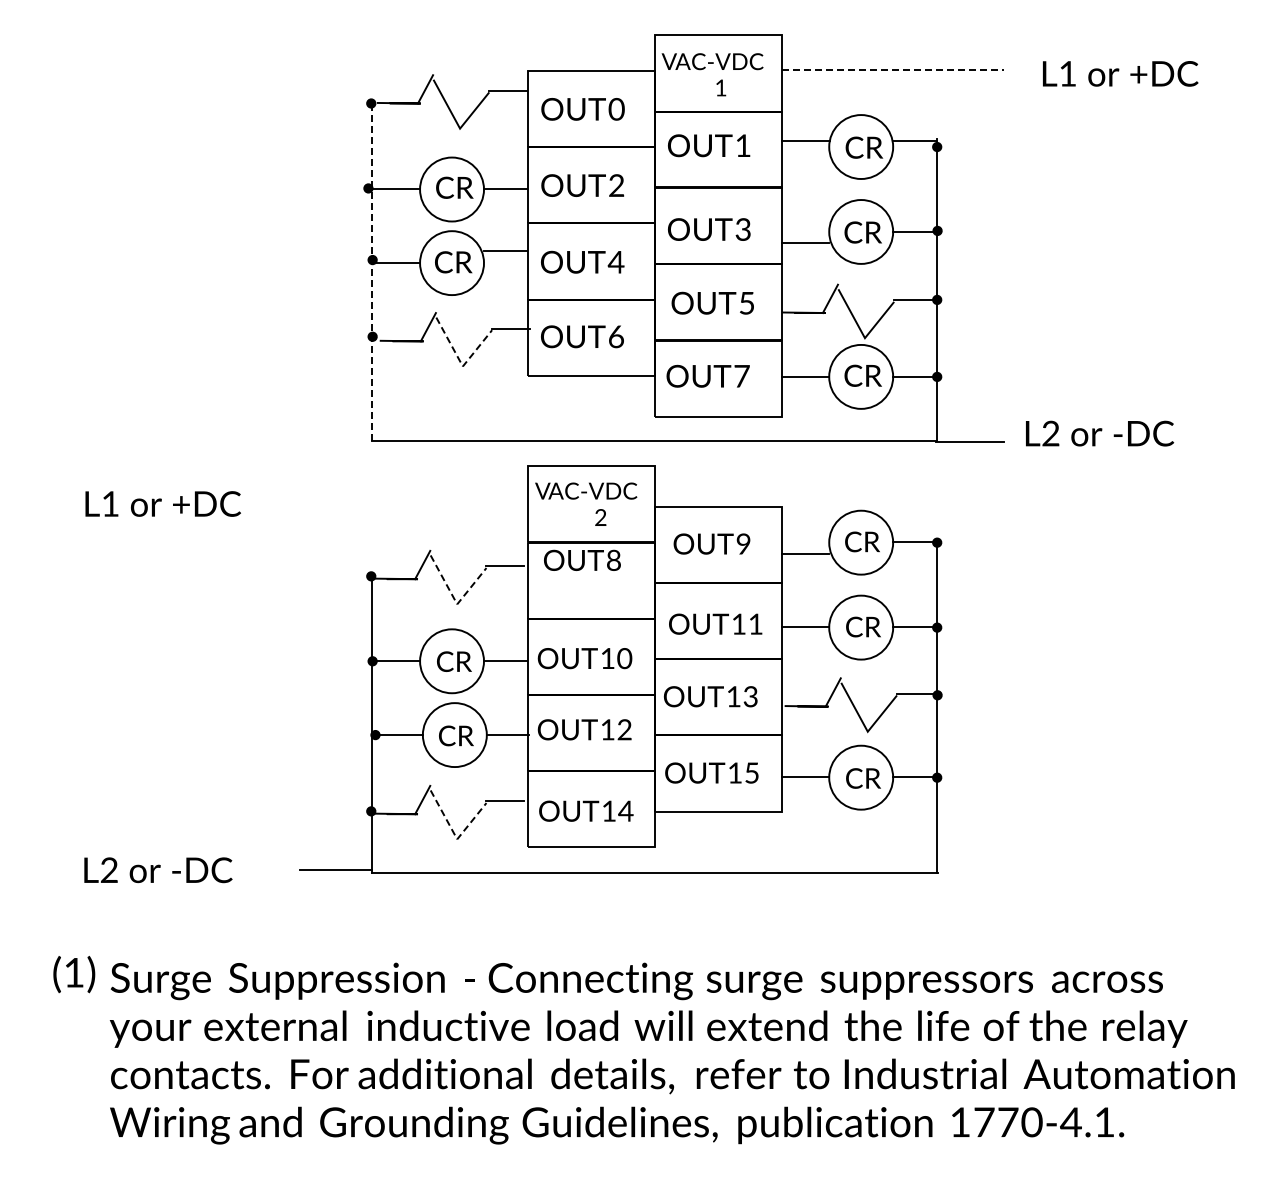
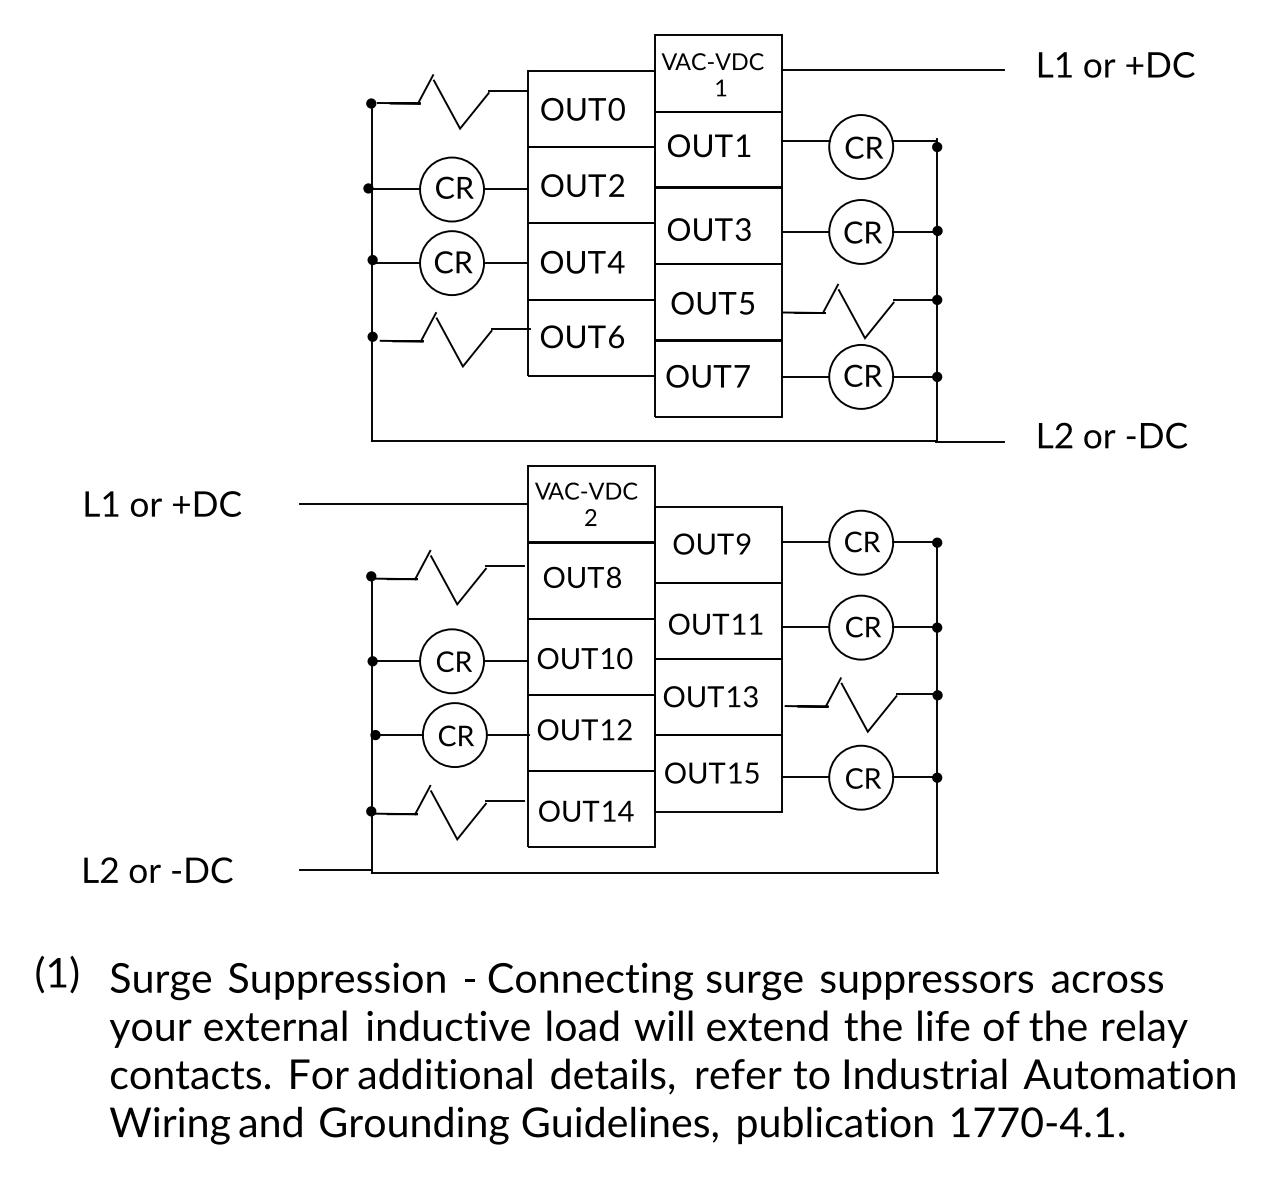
line: dashed -> solid (893, 70)
text position: (1120, 73) -> (1116, 64) (1116, 64)
line position: (805, 242) -> (805, 231) (805, 231)
line position: (505, 250) -> (505, 262) (505, 262)
line: dashed -> solid (372, 271)
line: dashed -> solid (461, 362)
text position: (1100, 433) -> (1113, 435) (1113, 435)
line: none -> present (412, 504)
text position: (600, 517) -> (590, 517) (590, 517)
line position: (805, 554) -> (805, 542) (805, 542)
text position: (582, 559) -> (582, 576) (582, 576)
line: dashed -> solid (455, 600)
line: dashed -> solid (455, 835)
text position: (74, 974) -> (57, 974) (57, 974)
